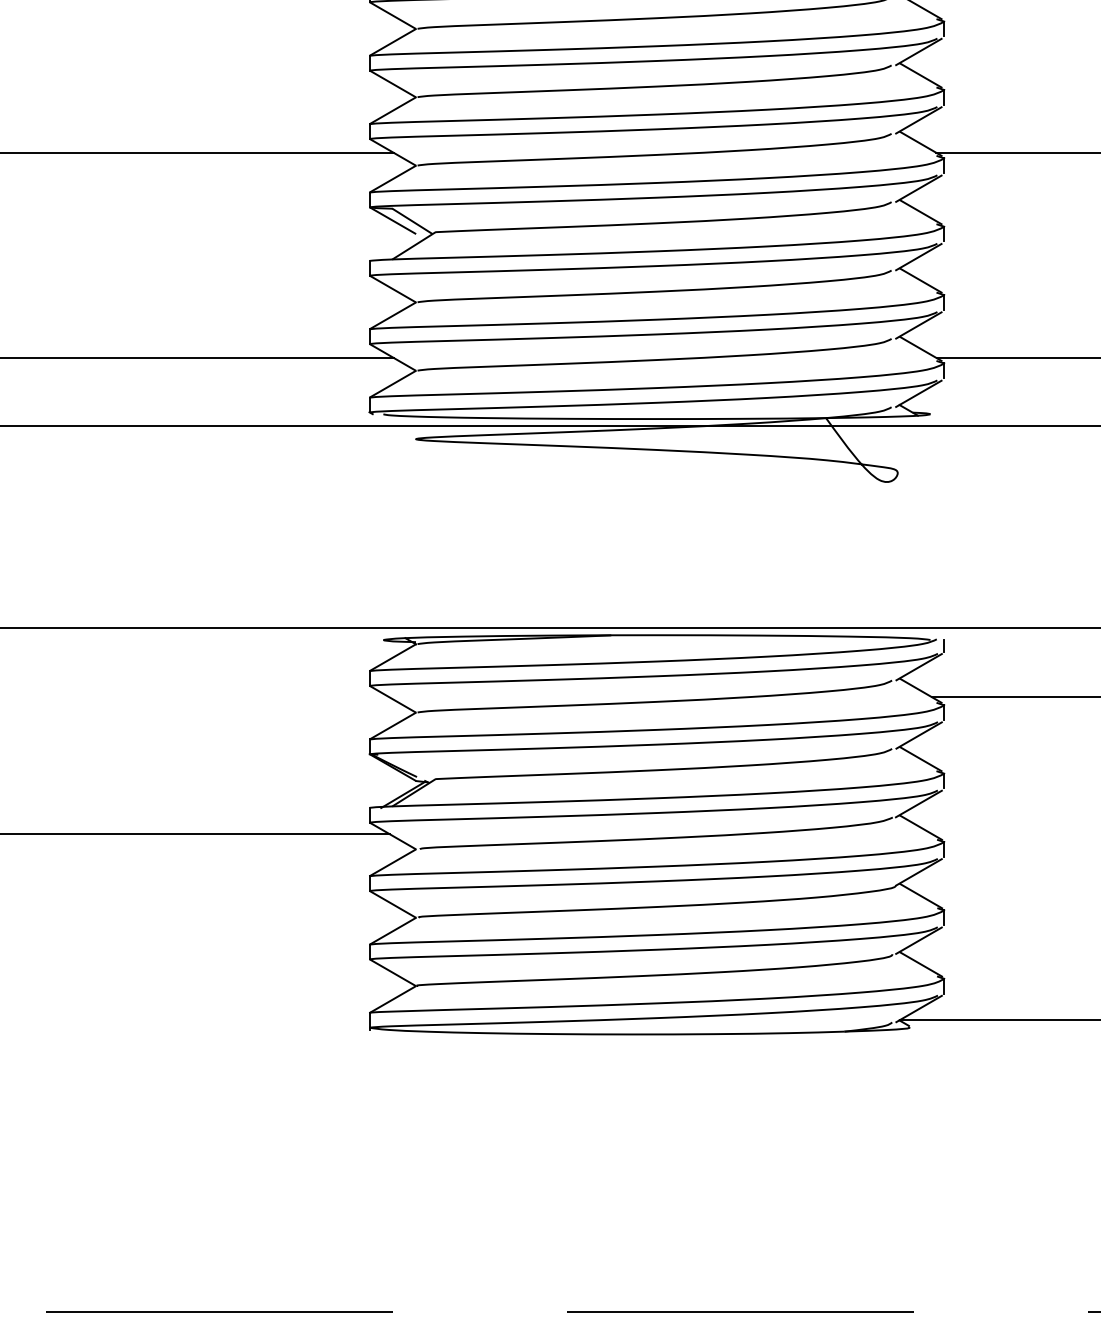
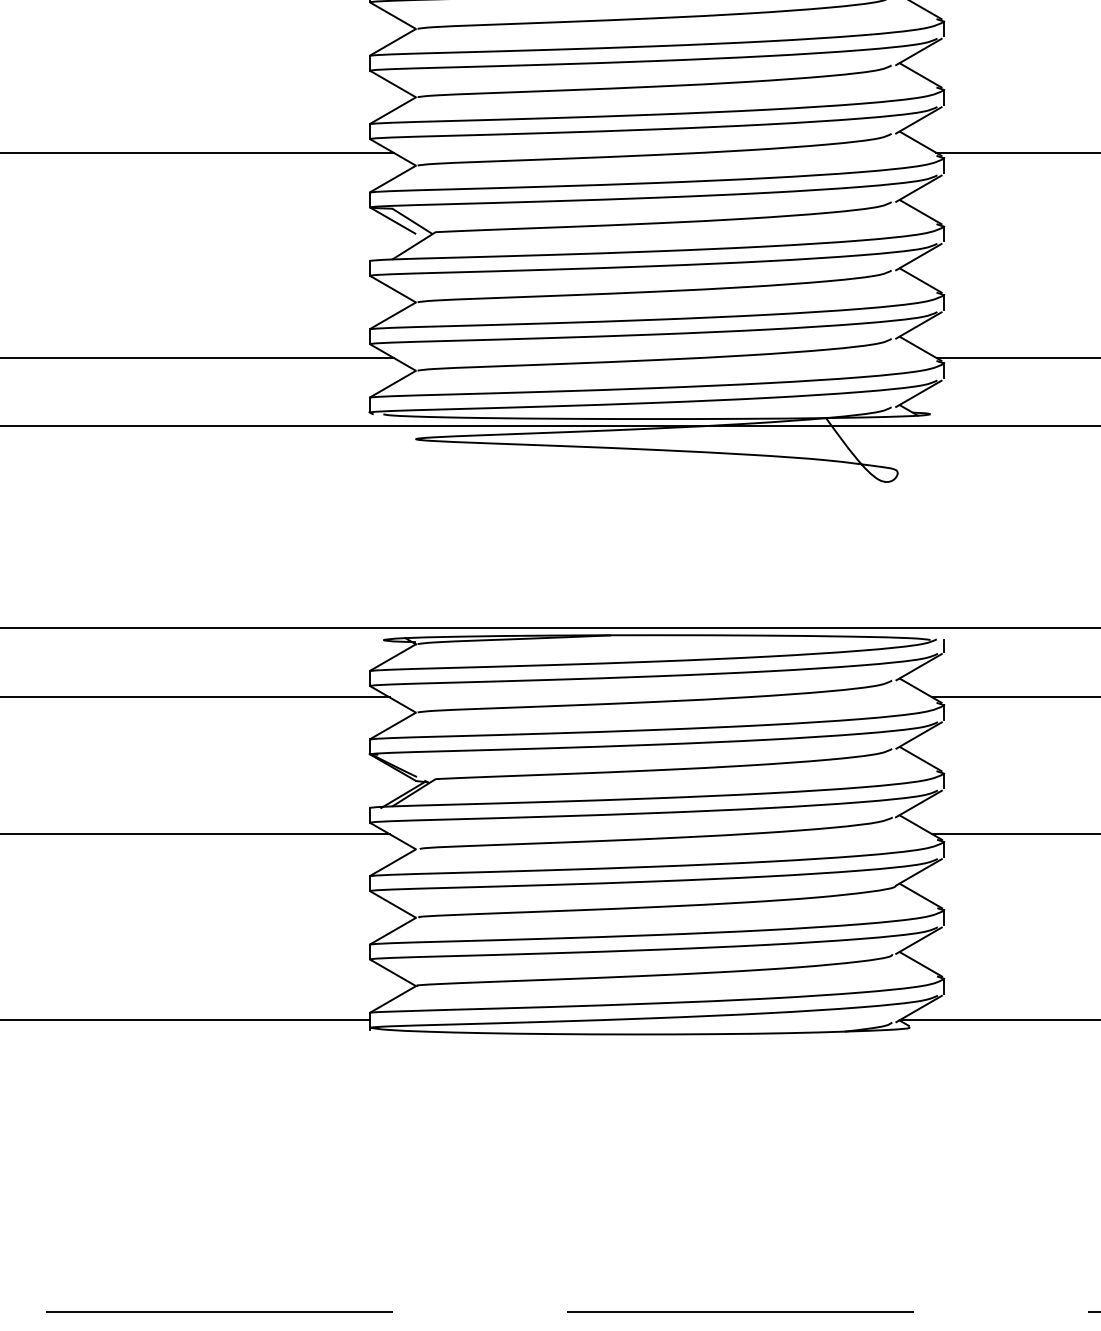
line: none -> present (195, 697)
line: none -> present (1014, 834)
line: none -> present (185, 1020)
